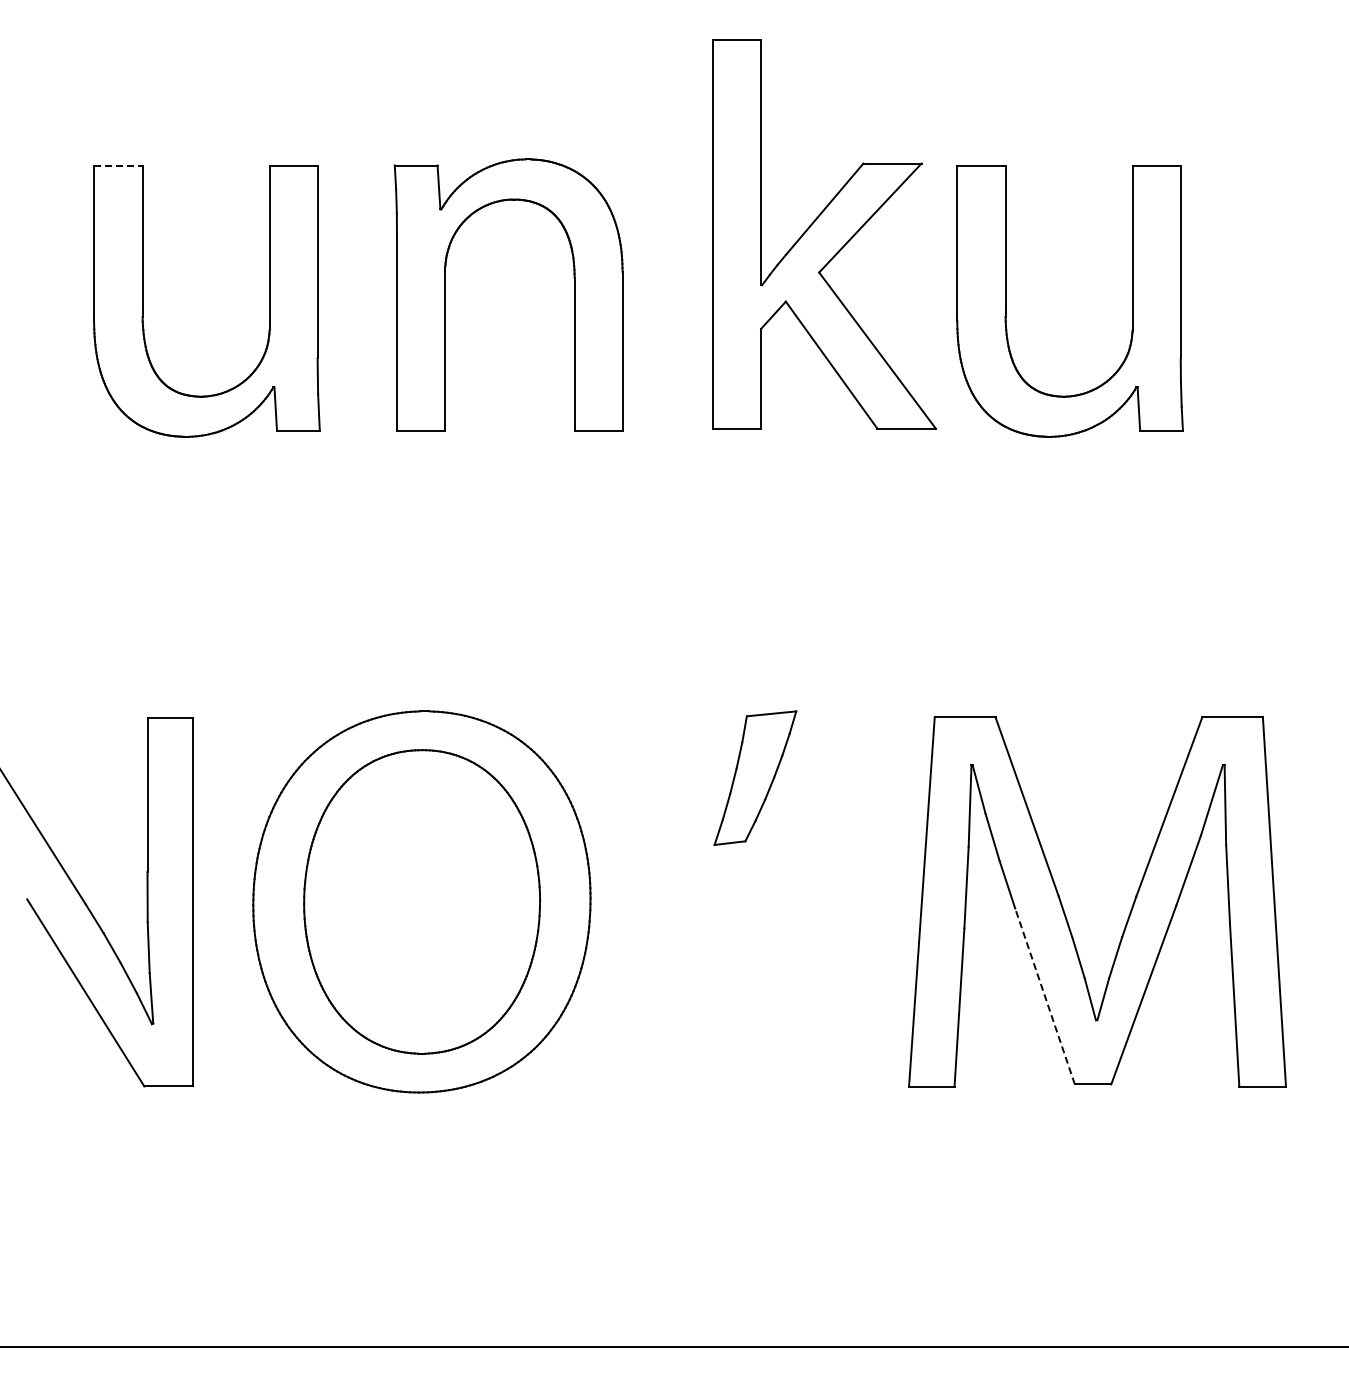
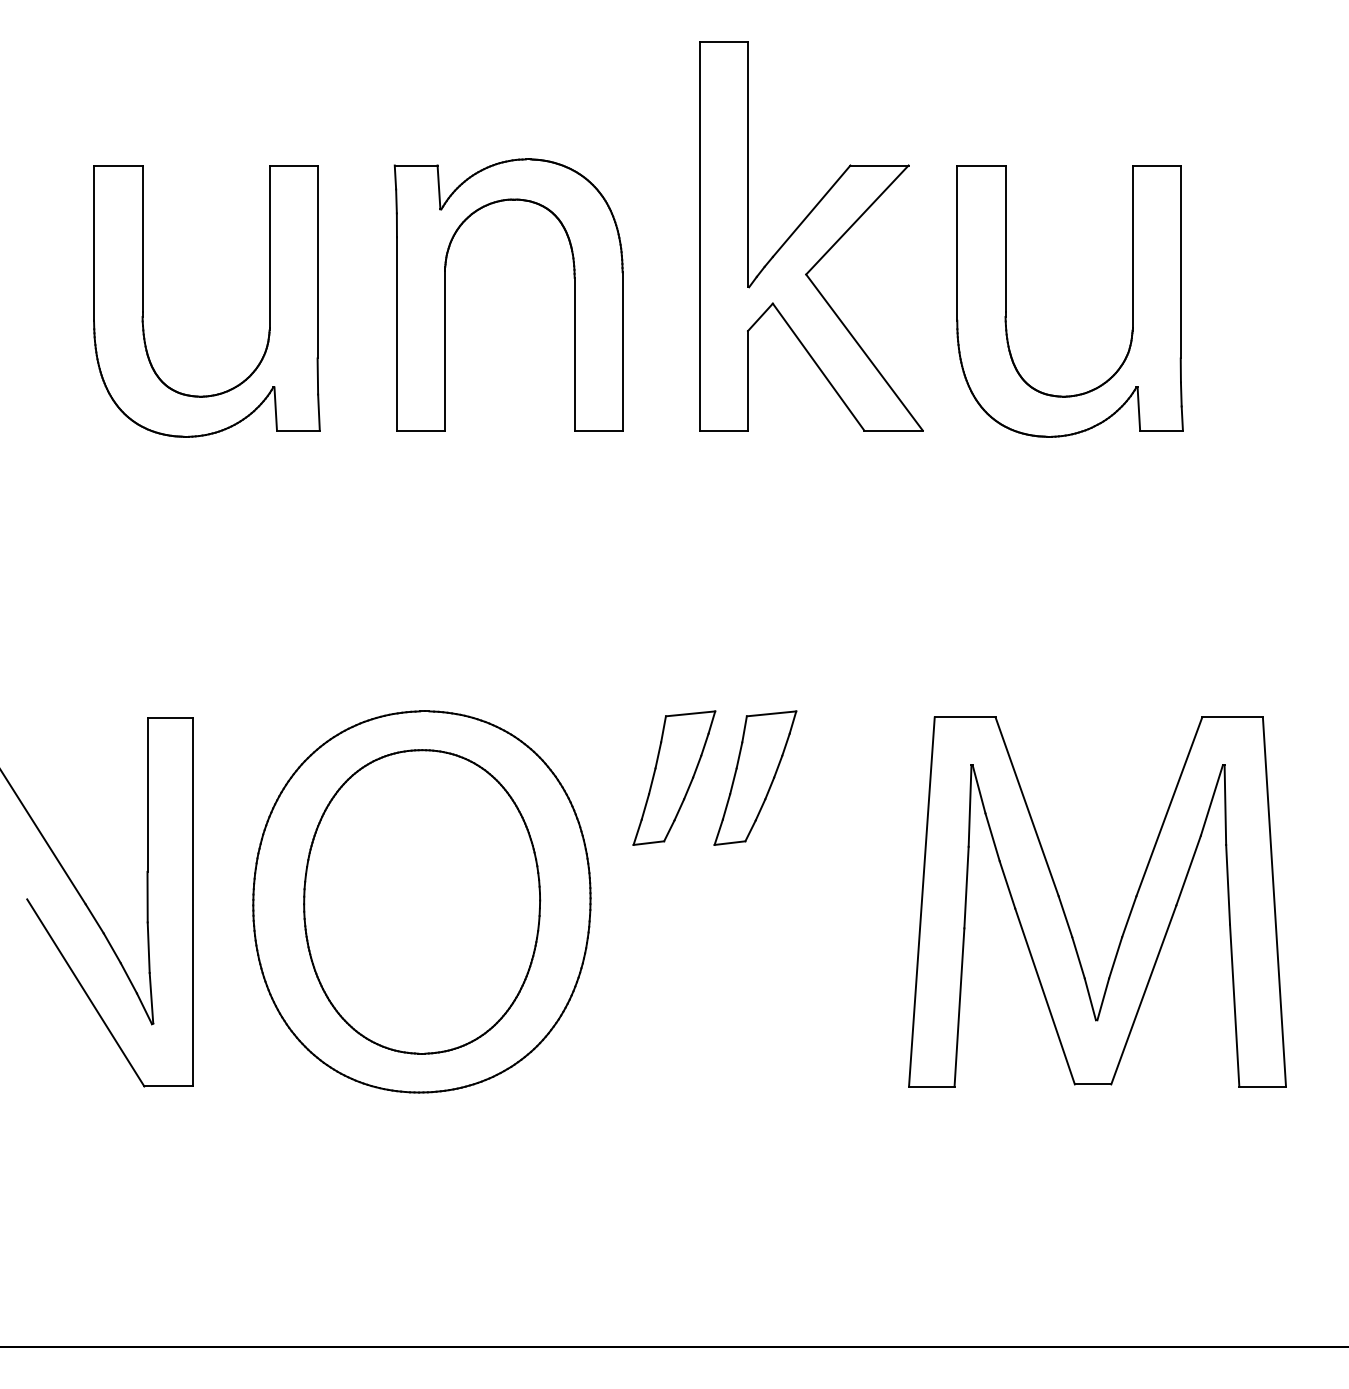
line: dashed -> solid (118, 165)
part position: (824, 234) -> (811, 236) (811, 236)
part: none -> present (674, 777)
line: dashed -> solid (1045, 996)
